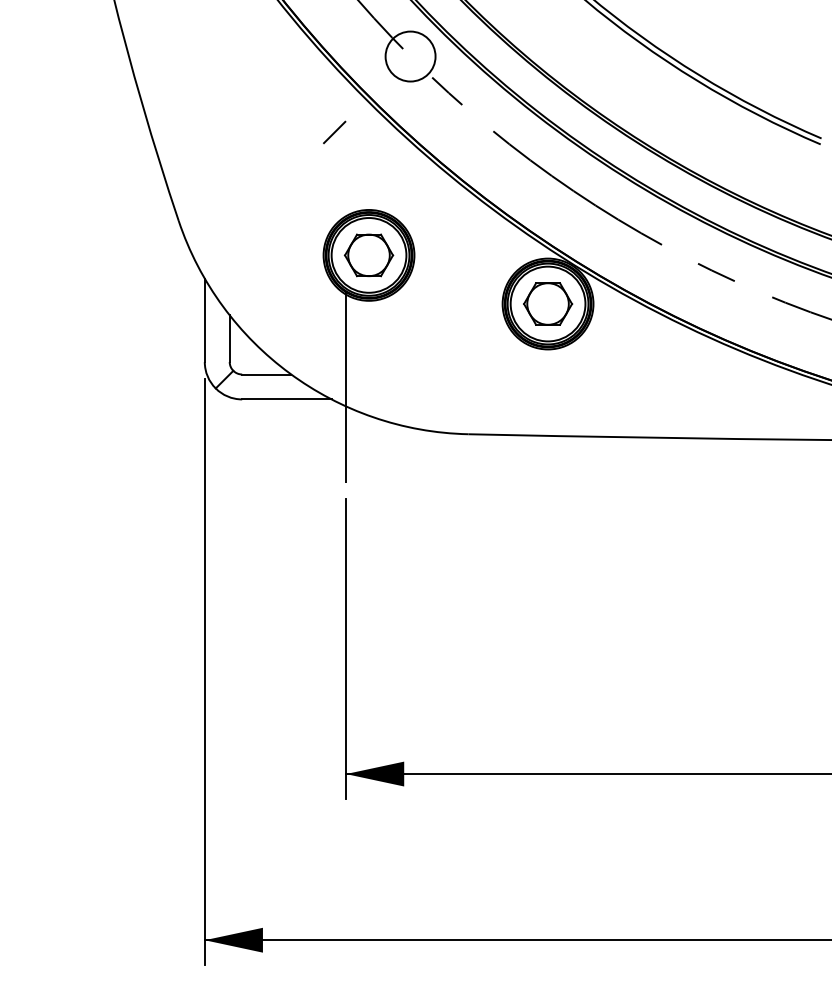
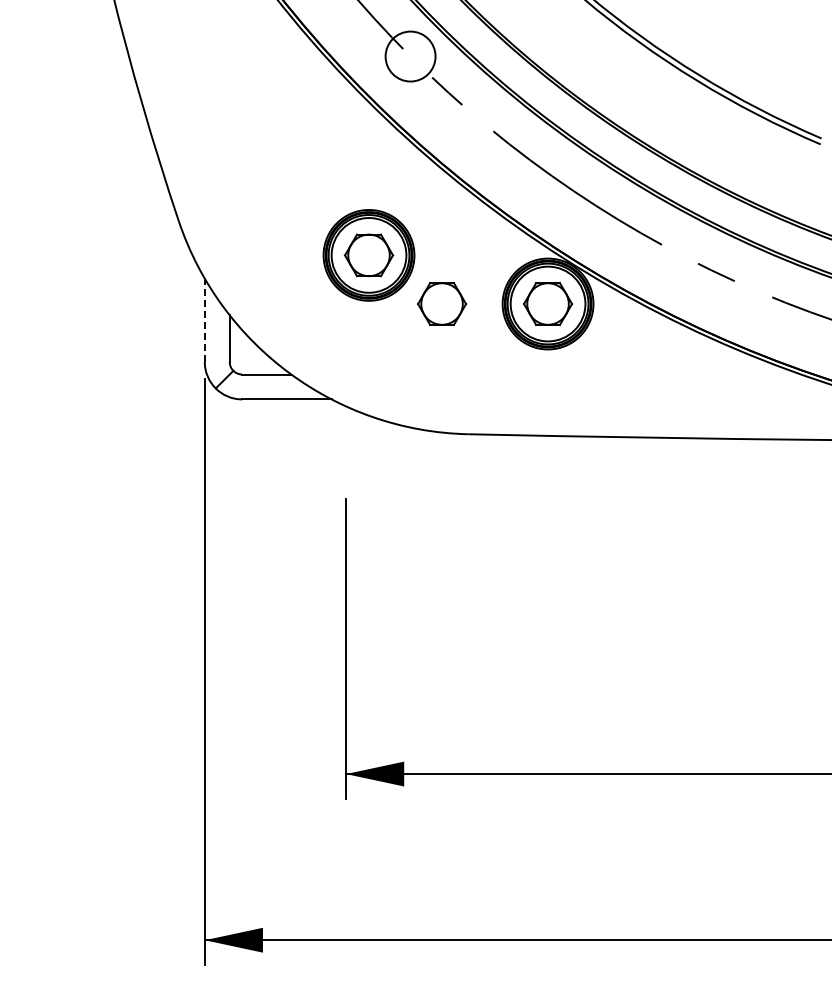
line: present -> none (334, 132)
part: none -> present (442, 303)
line: solid -> dashed (204, 320)
line: present -> none (346, 386)
